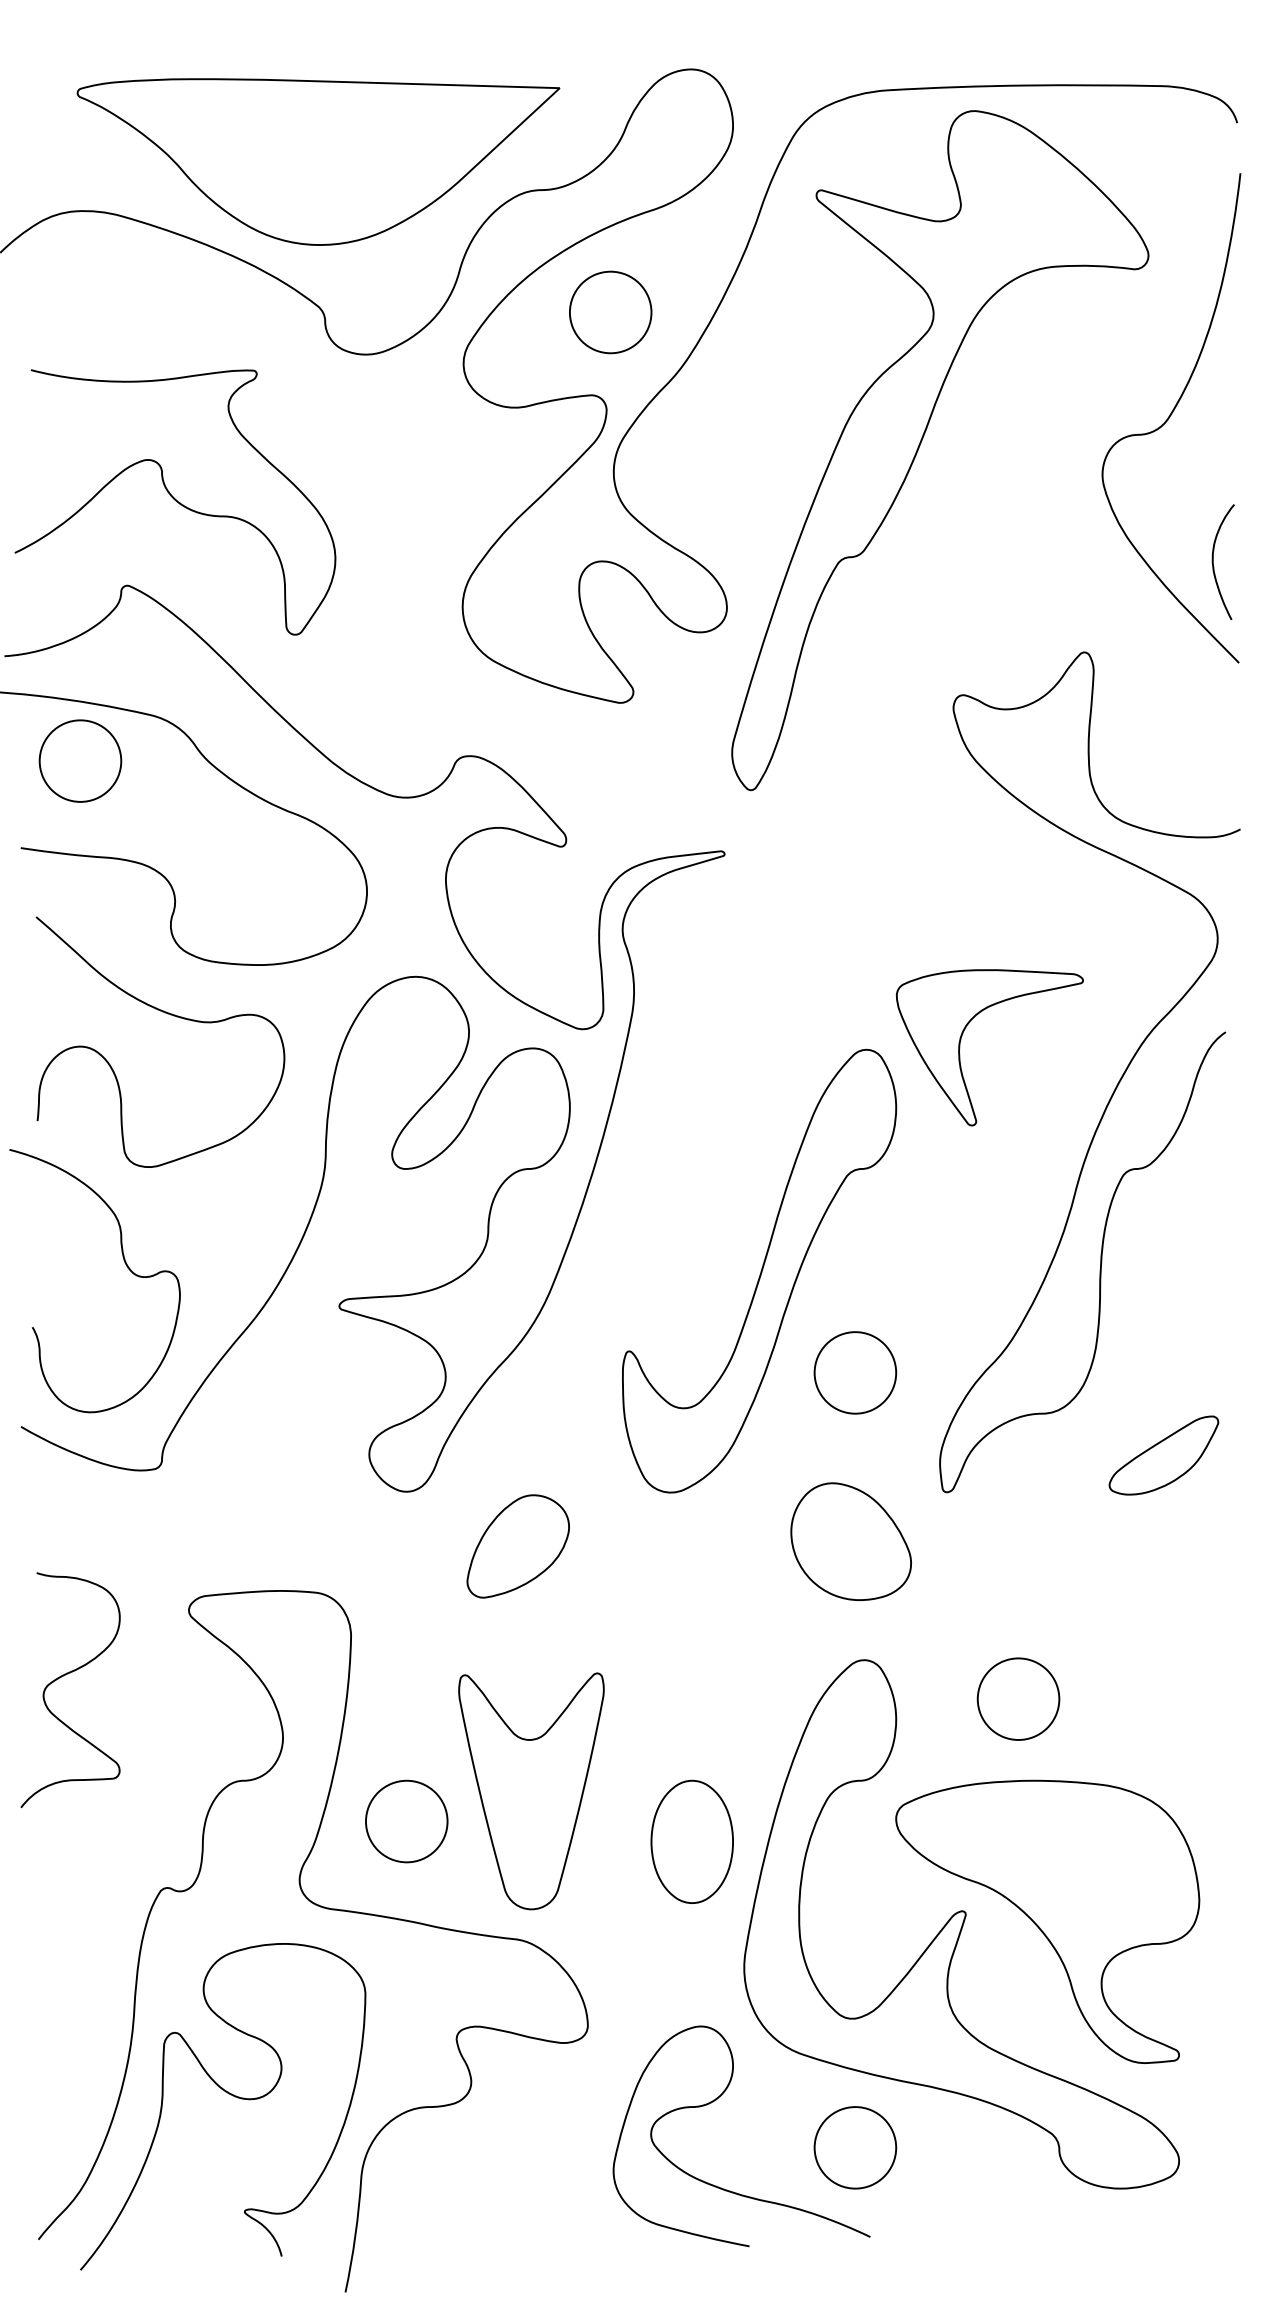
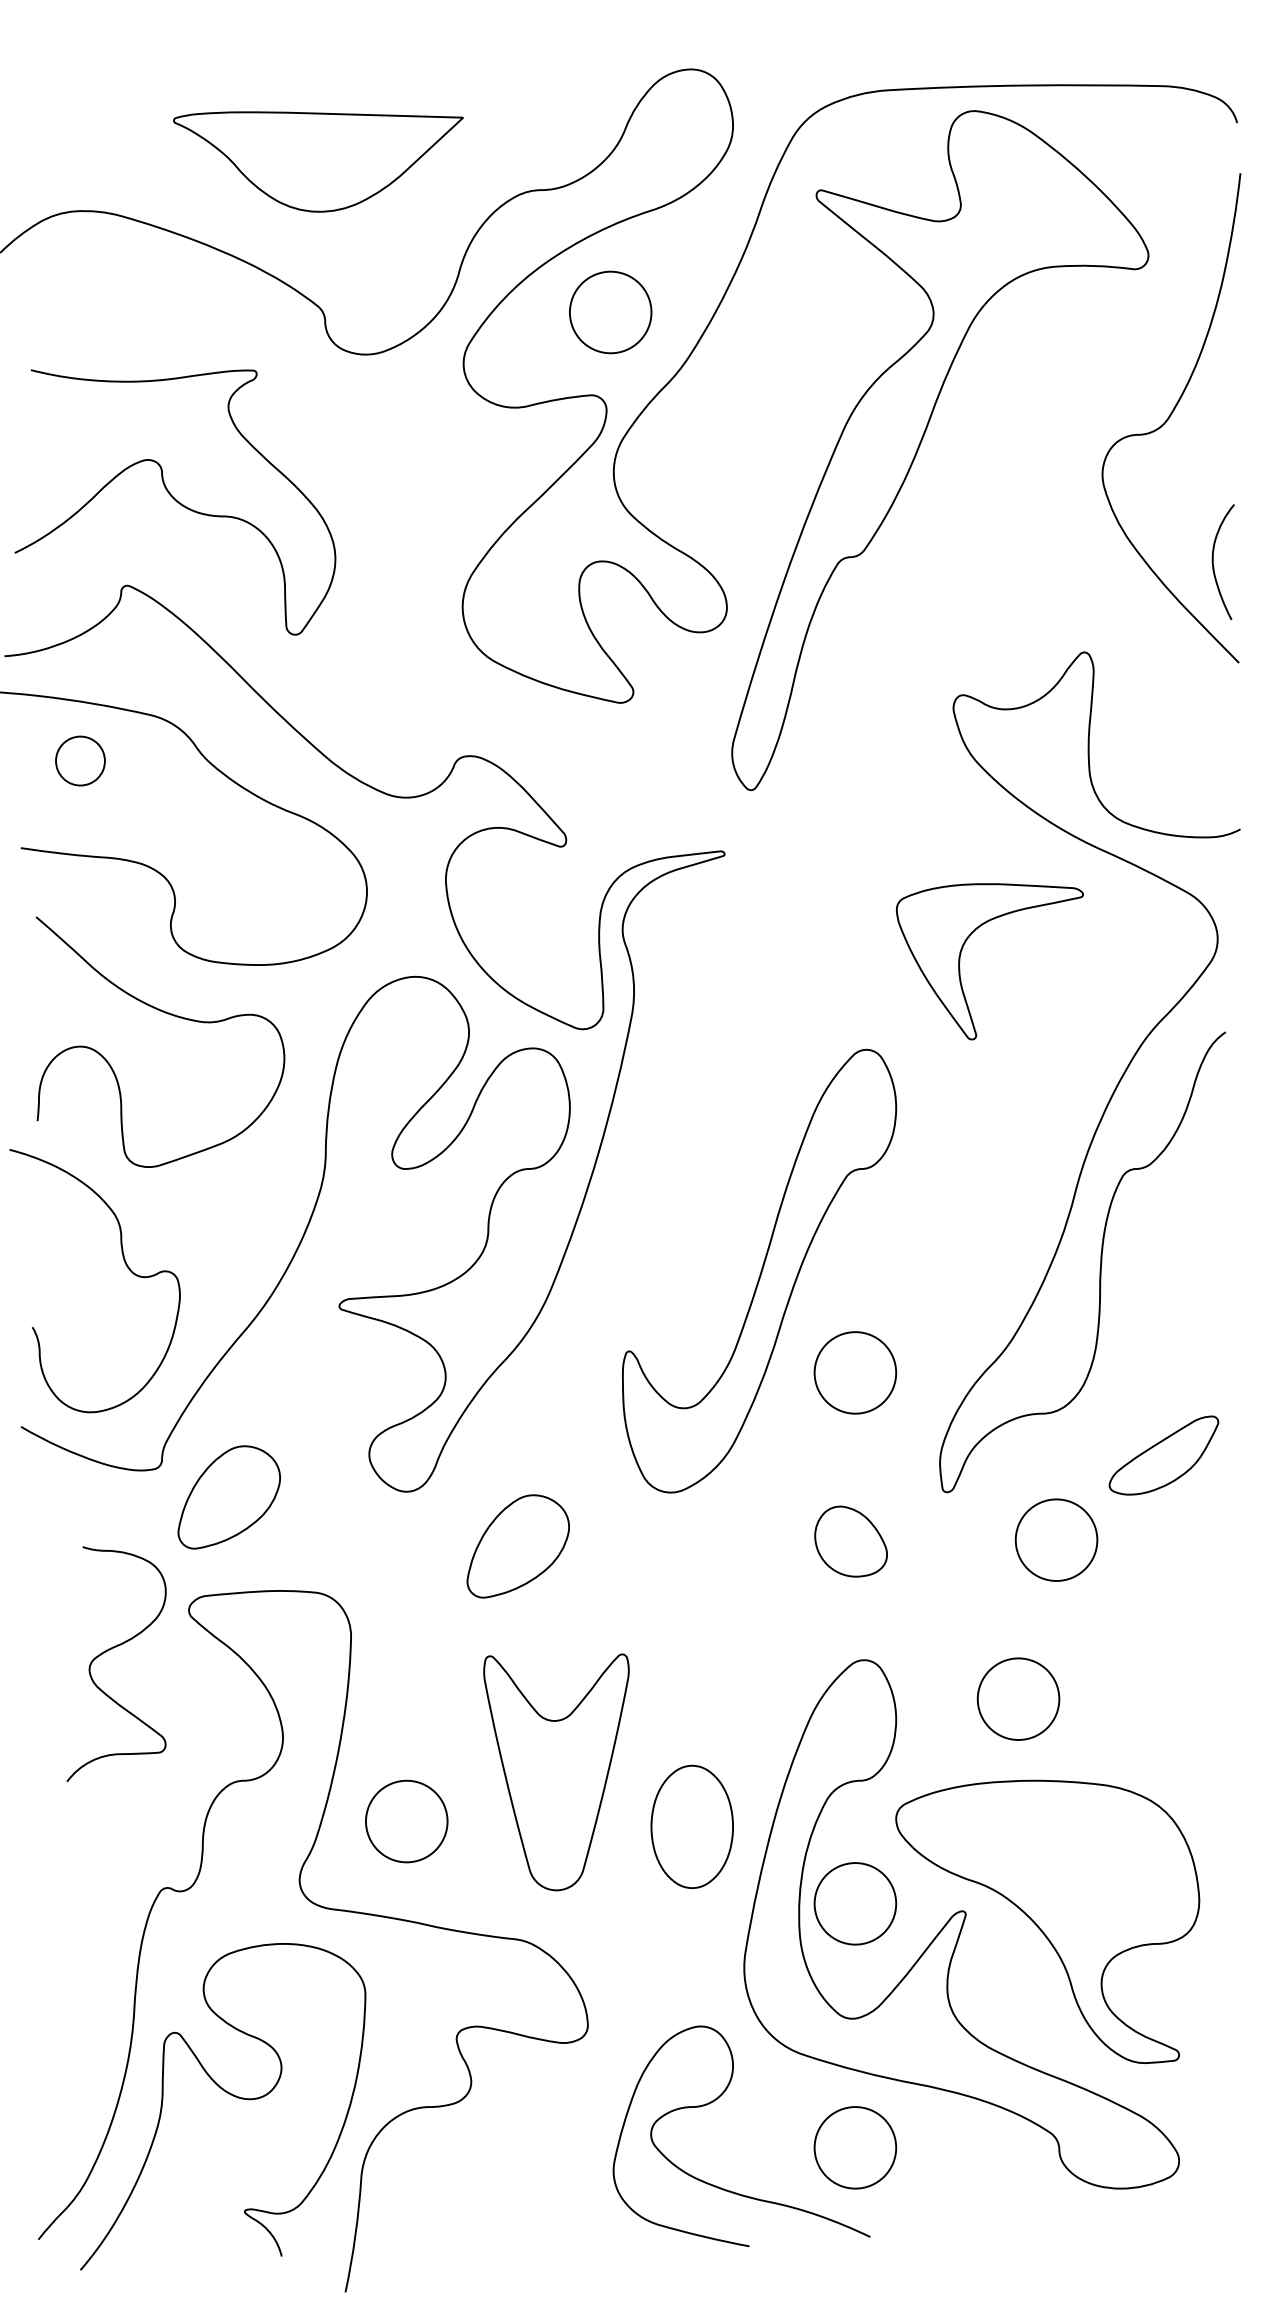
part size: 485x168 px -> 291x102 px (318, 161)
part size: 85x84 px -> 51x52 px (80, 760)
part position: (961, 1040) -> (961, 954) (961, 954)
part: none -> present (228, 1497)
part: none -> present (1056, 1539)
part size: 122x119 px -> 74x73 px (850, 1541)
curve position: (60, 1678) -> (106, 1652) (106, 1652)
part position: (531, 1791) -> (556, 1772) (556, 1772)
part position: (691, 1841) -> (691, 1826) (691, 1826)
part: none -> present (855, 1903)
